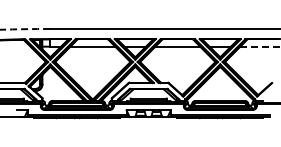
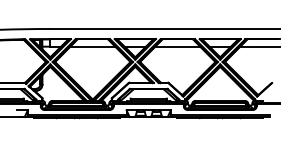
arc: dashed -> solid (24, 29)
line: dashed -> solid (260, 46)
